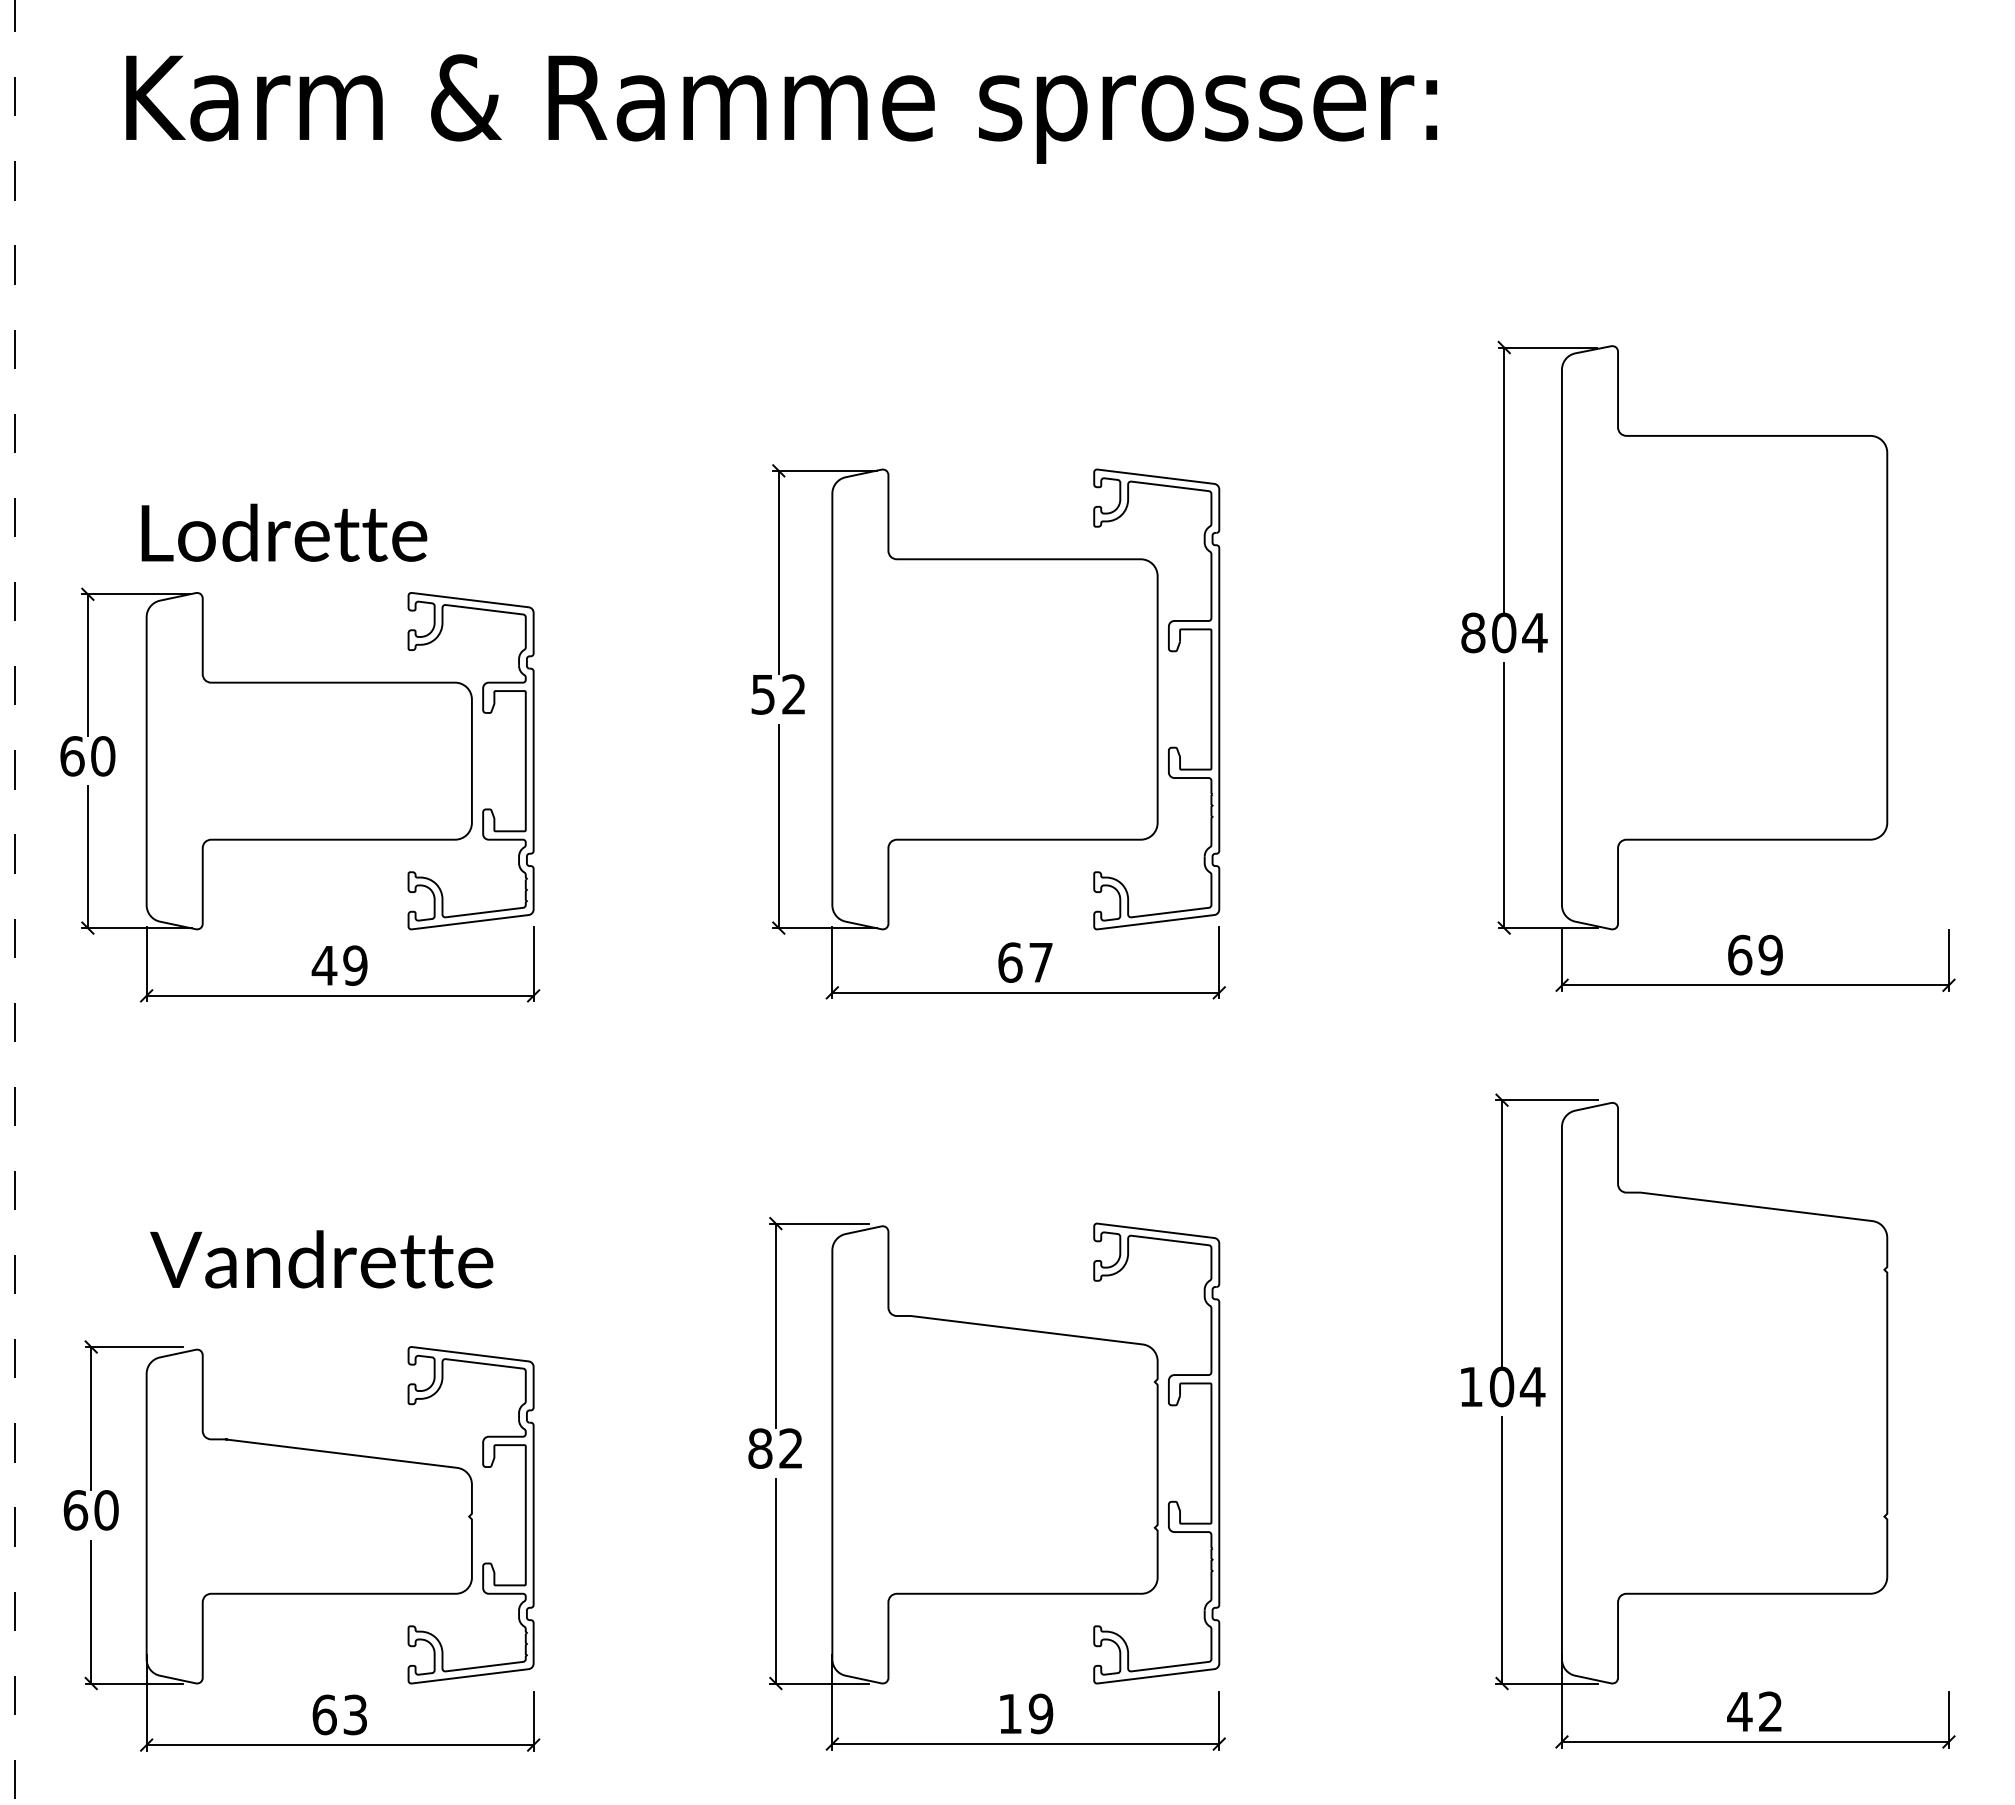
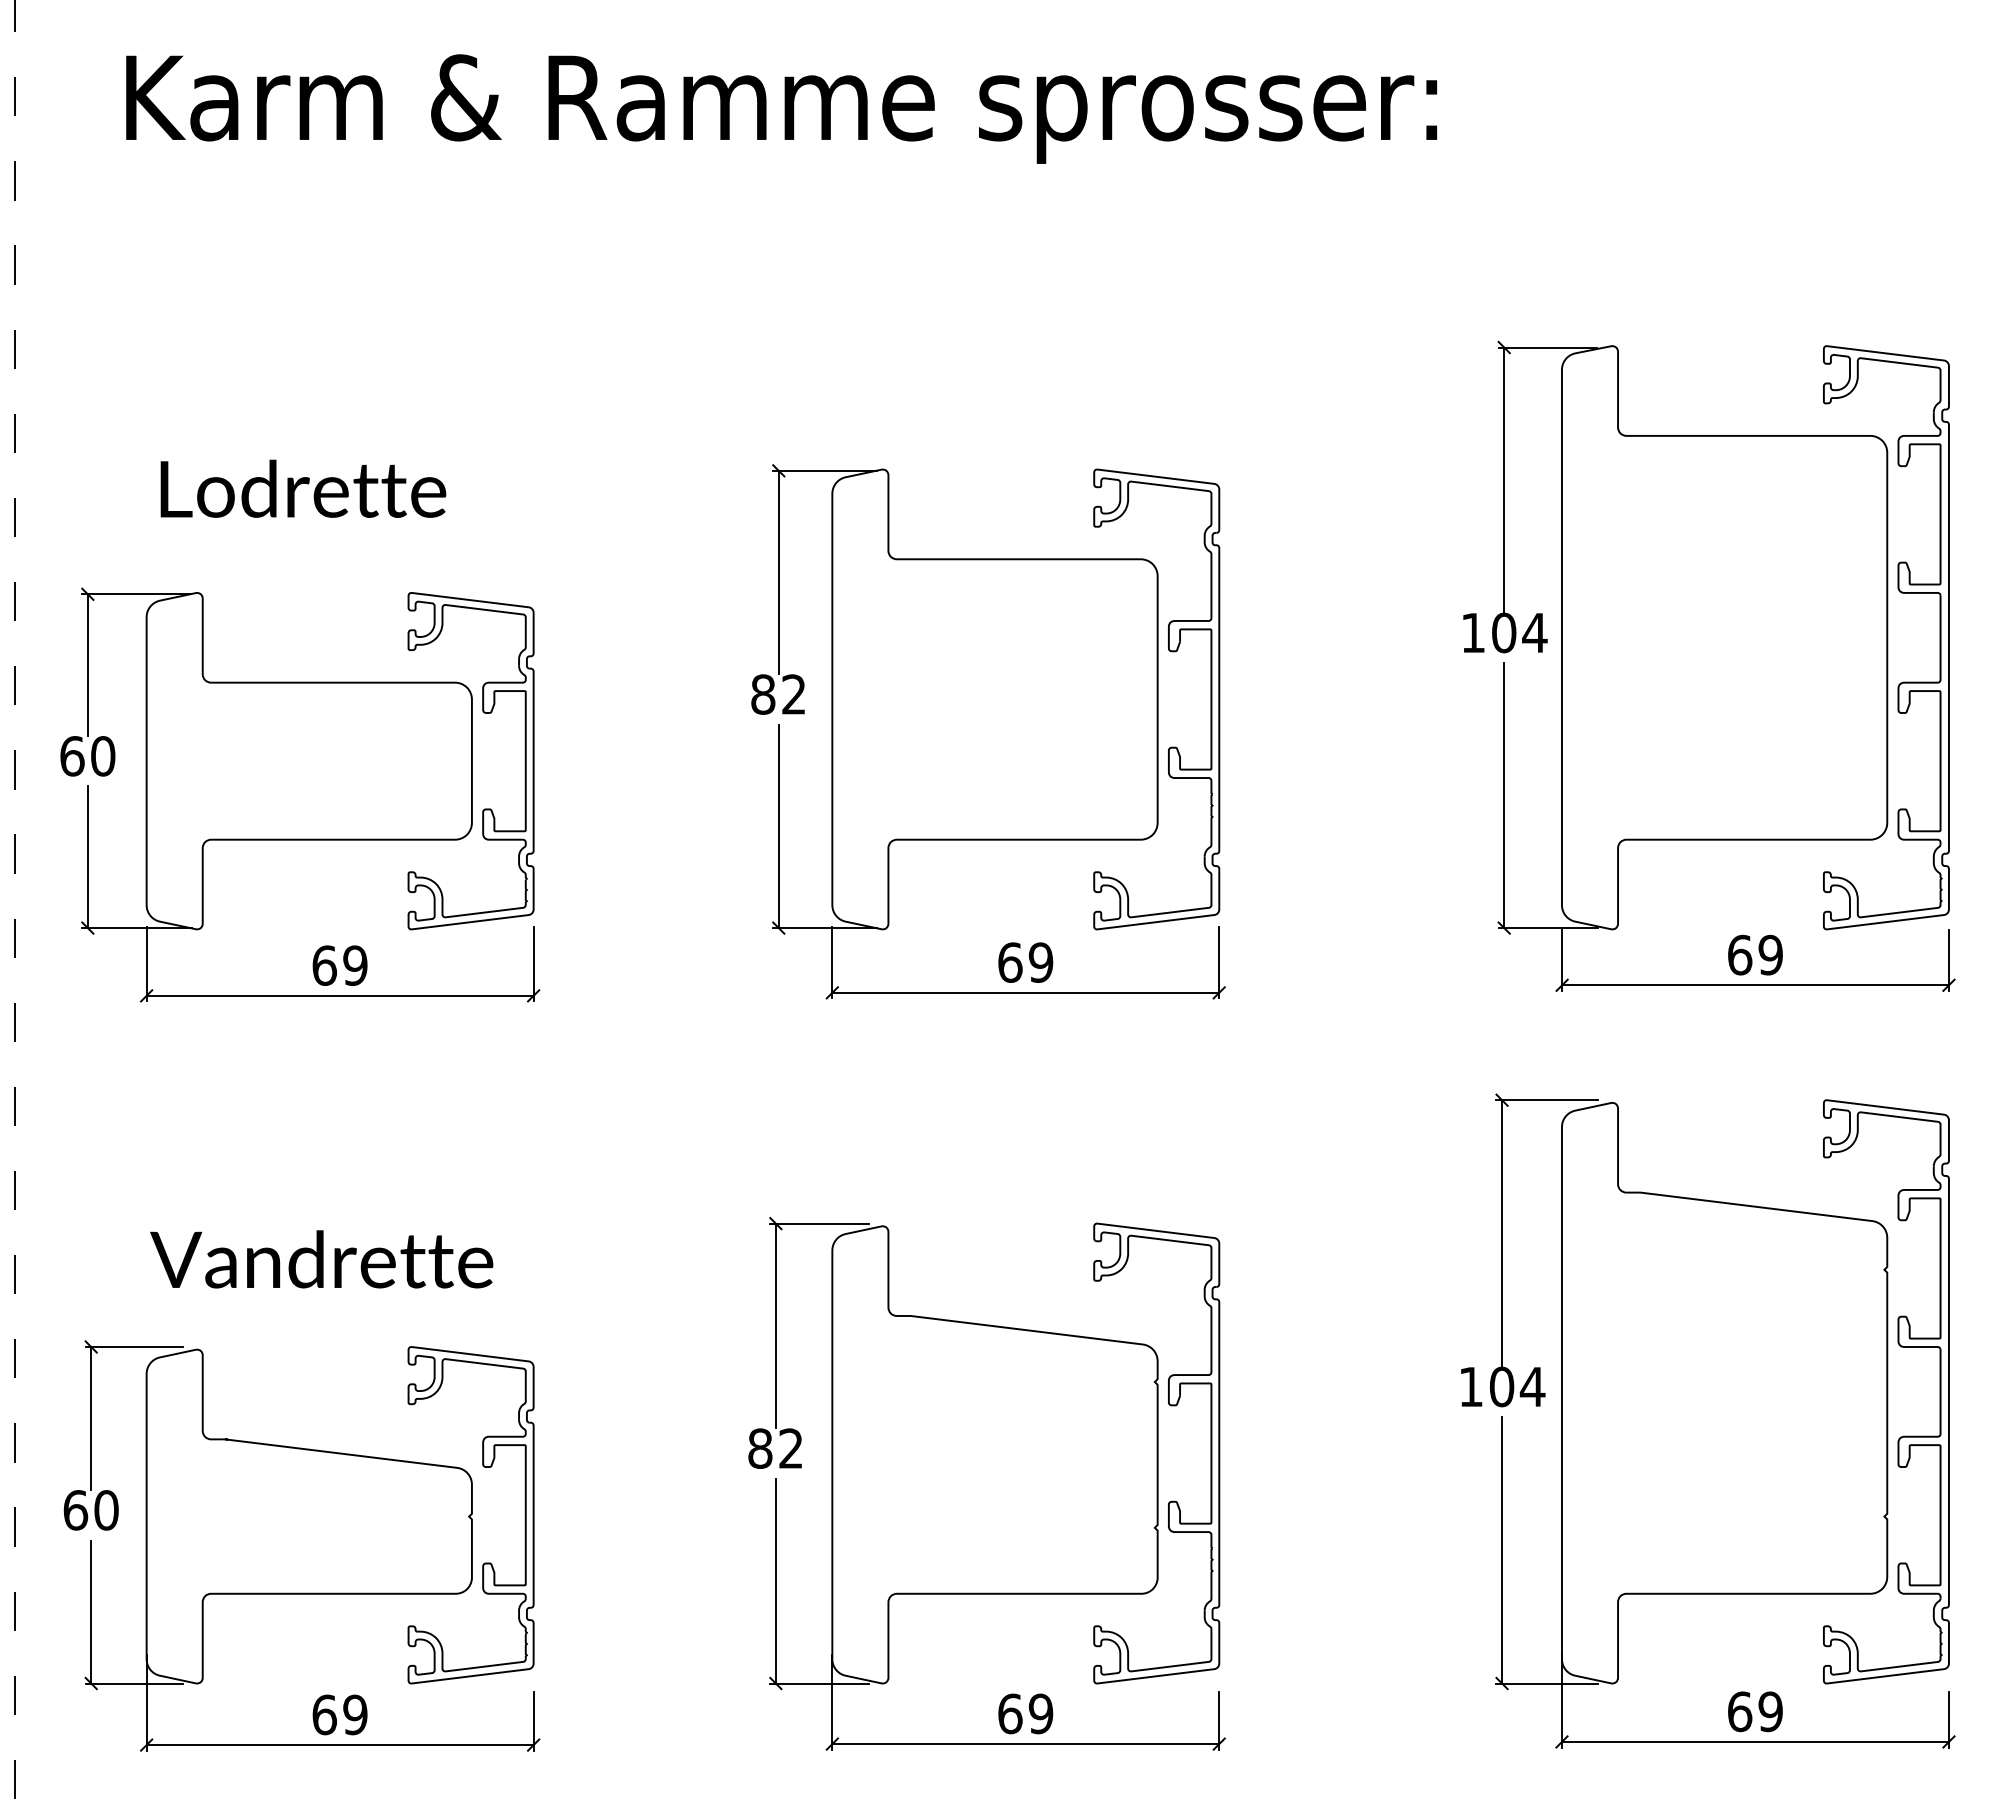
text position: (284, 532) -> (303, 488) (303, 488)
part: none -> present (1901, 593)
text: 804 -> 104 (1473, 632)
text: 52 -> 82 (763, 694)
text: 67 -> 69 (1040, 962)
text: 49 -> 69 (324, 965)
part: none -> present (1901, 1347)
text: 42 -> 69 (1754, 1711)
text: 19 -> 69 (1010, 1713)
text: 63 -> 69 (355, 1714)
